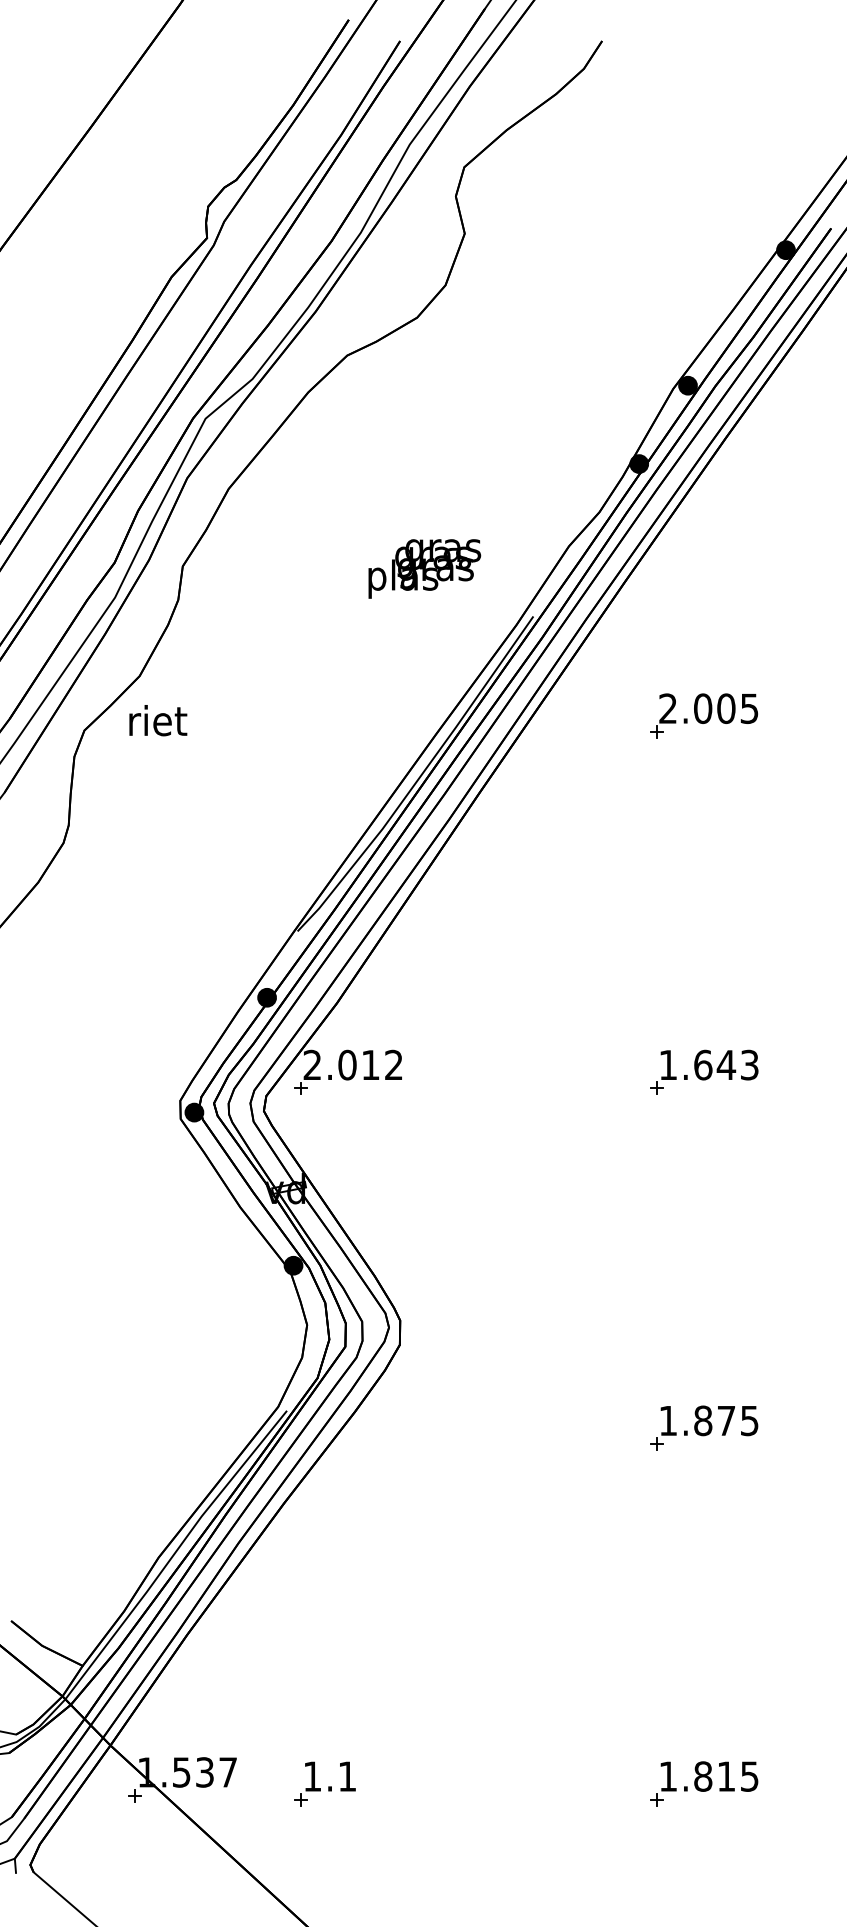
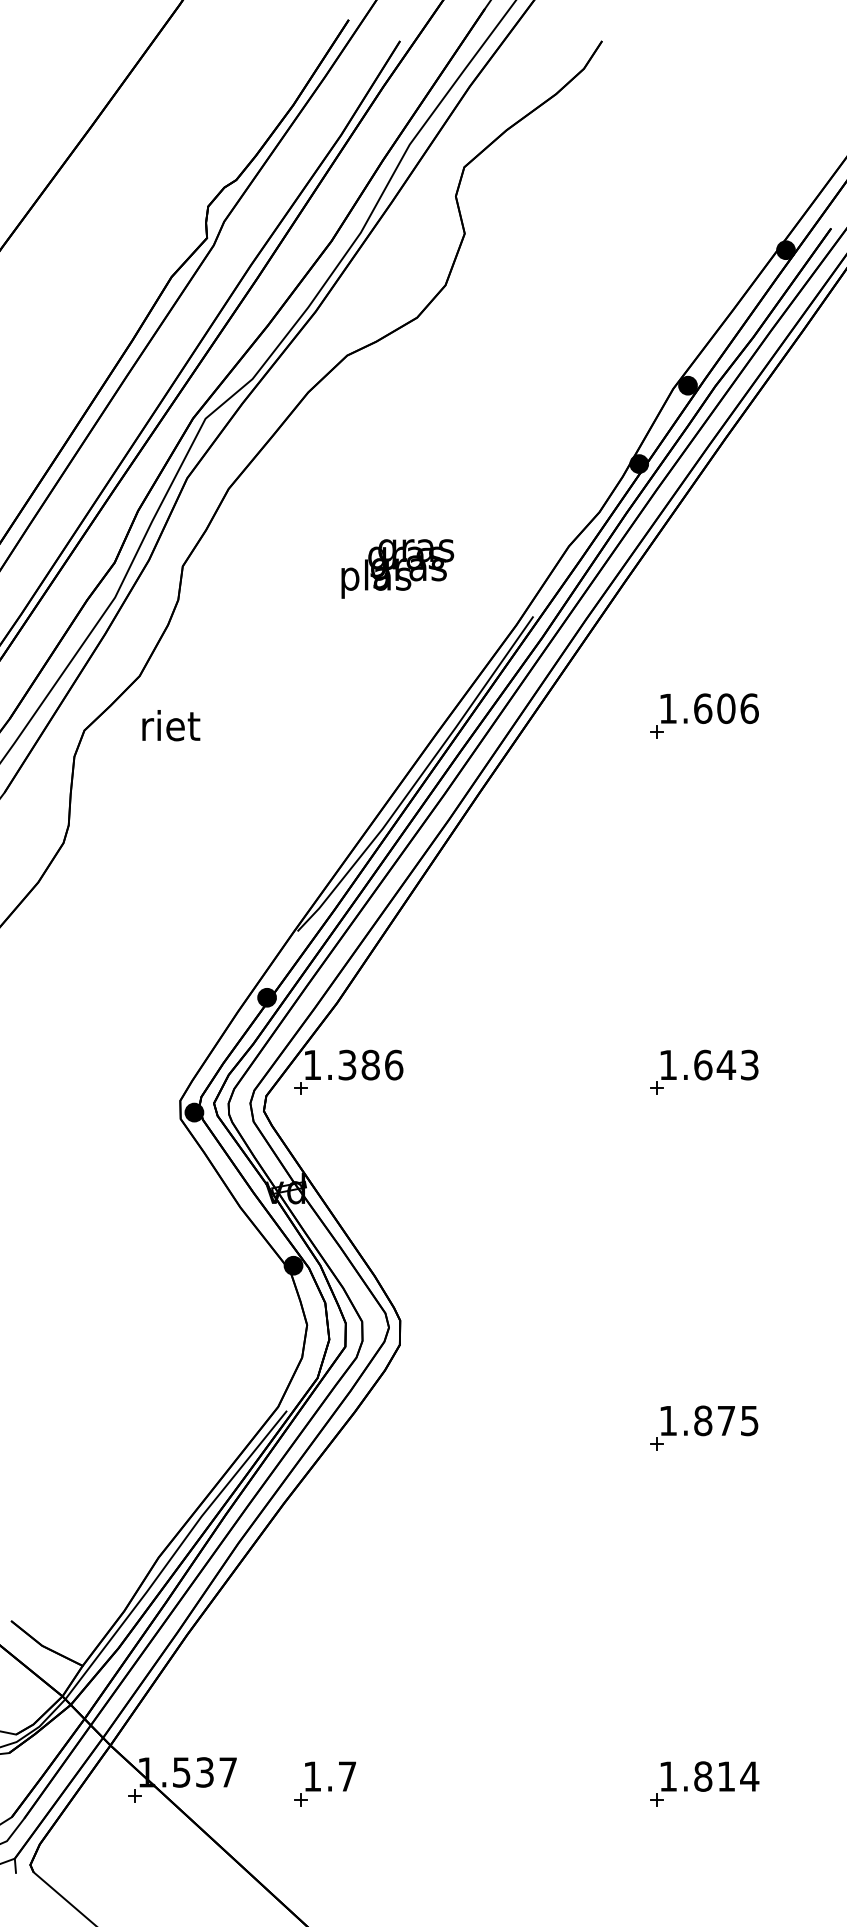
text position: (424, 568) -> (397, 568) (397, 568)
text: 2.005 -> 1.606 (708, 708)
text position: (158, 720) -> (171, 725) (171, 725)
text: 2.012 -> 1.386 (353, 1064)
text: 1.1 -> 1.7 (347, 1776)
text: 1.815 -> 1.814 (749, 1776)
